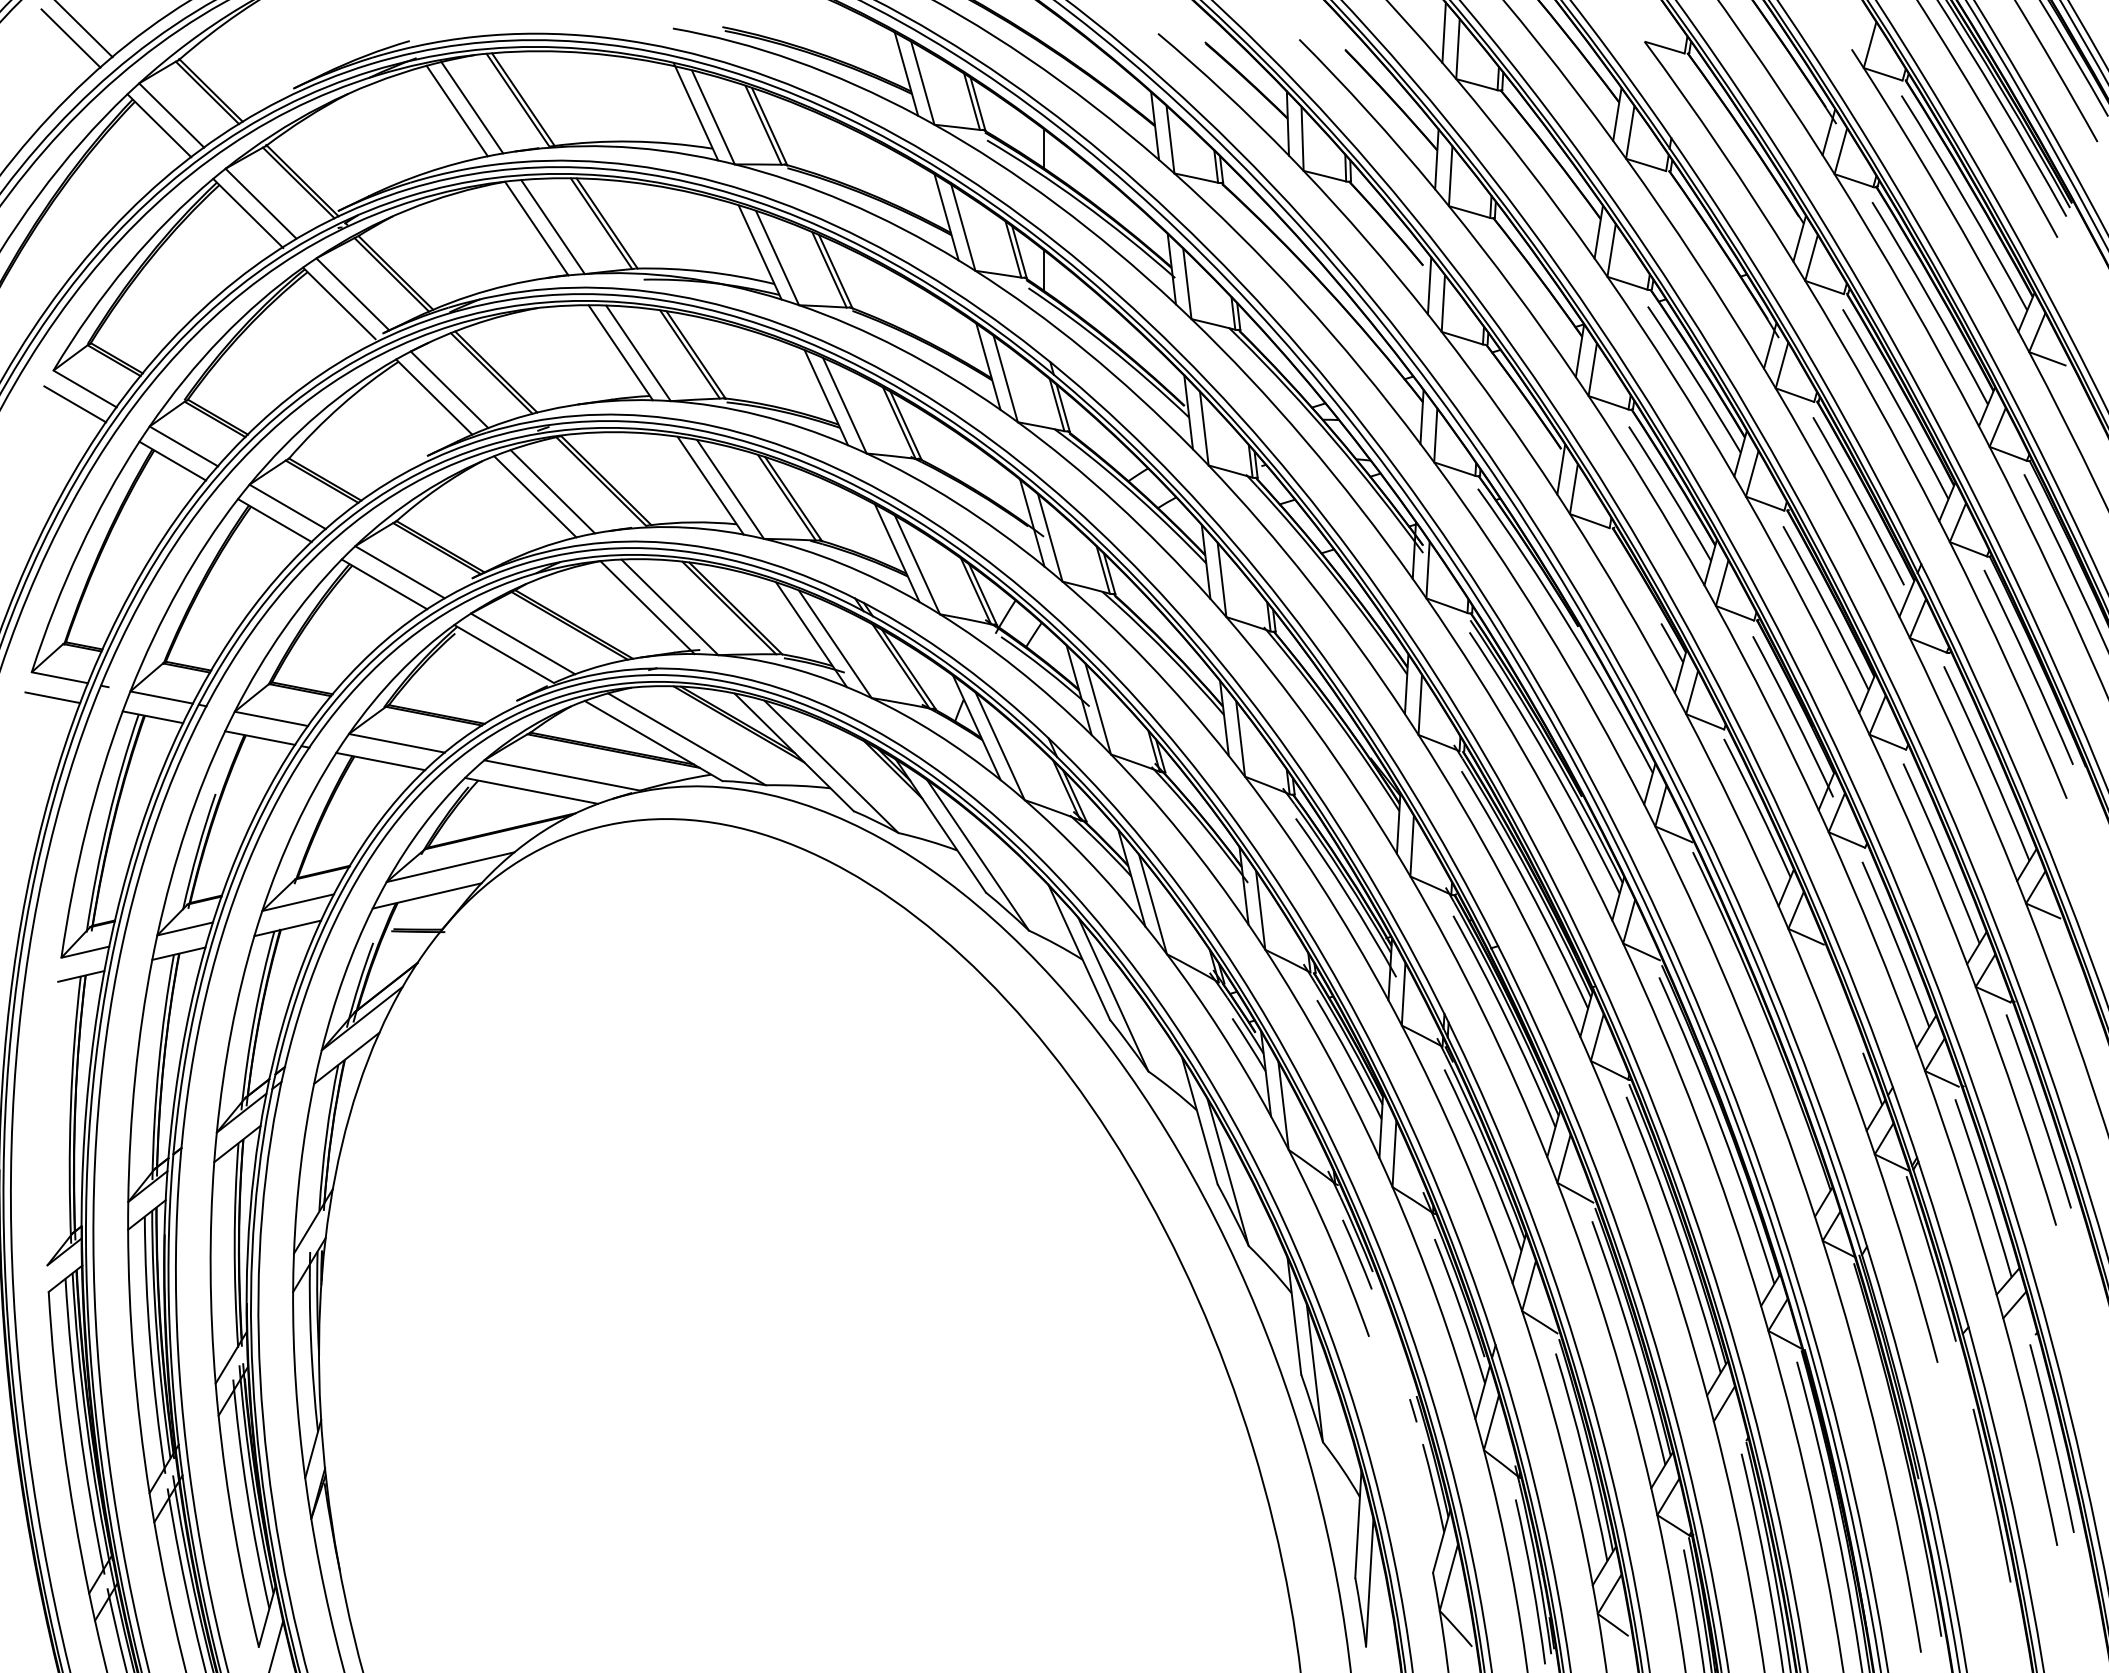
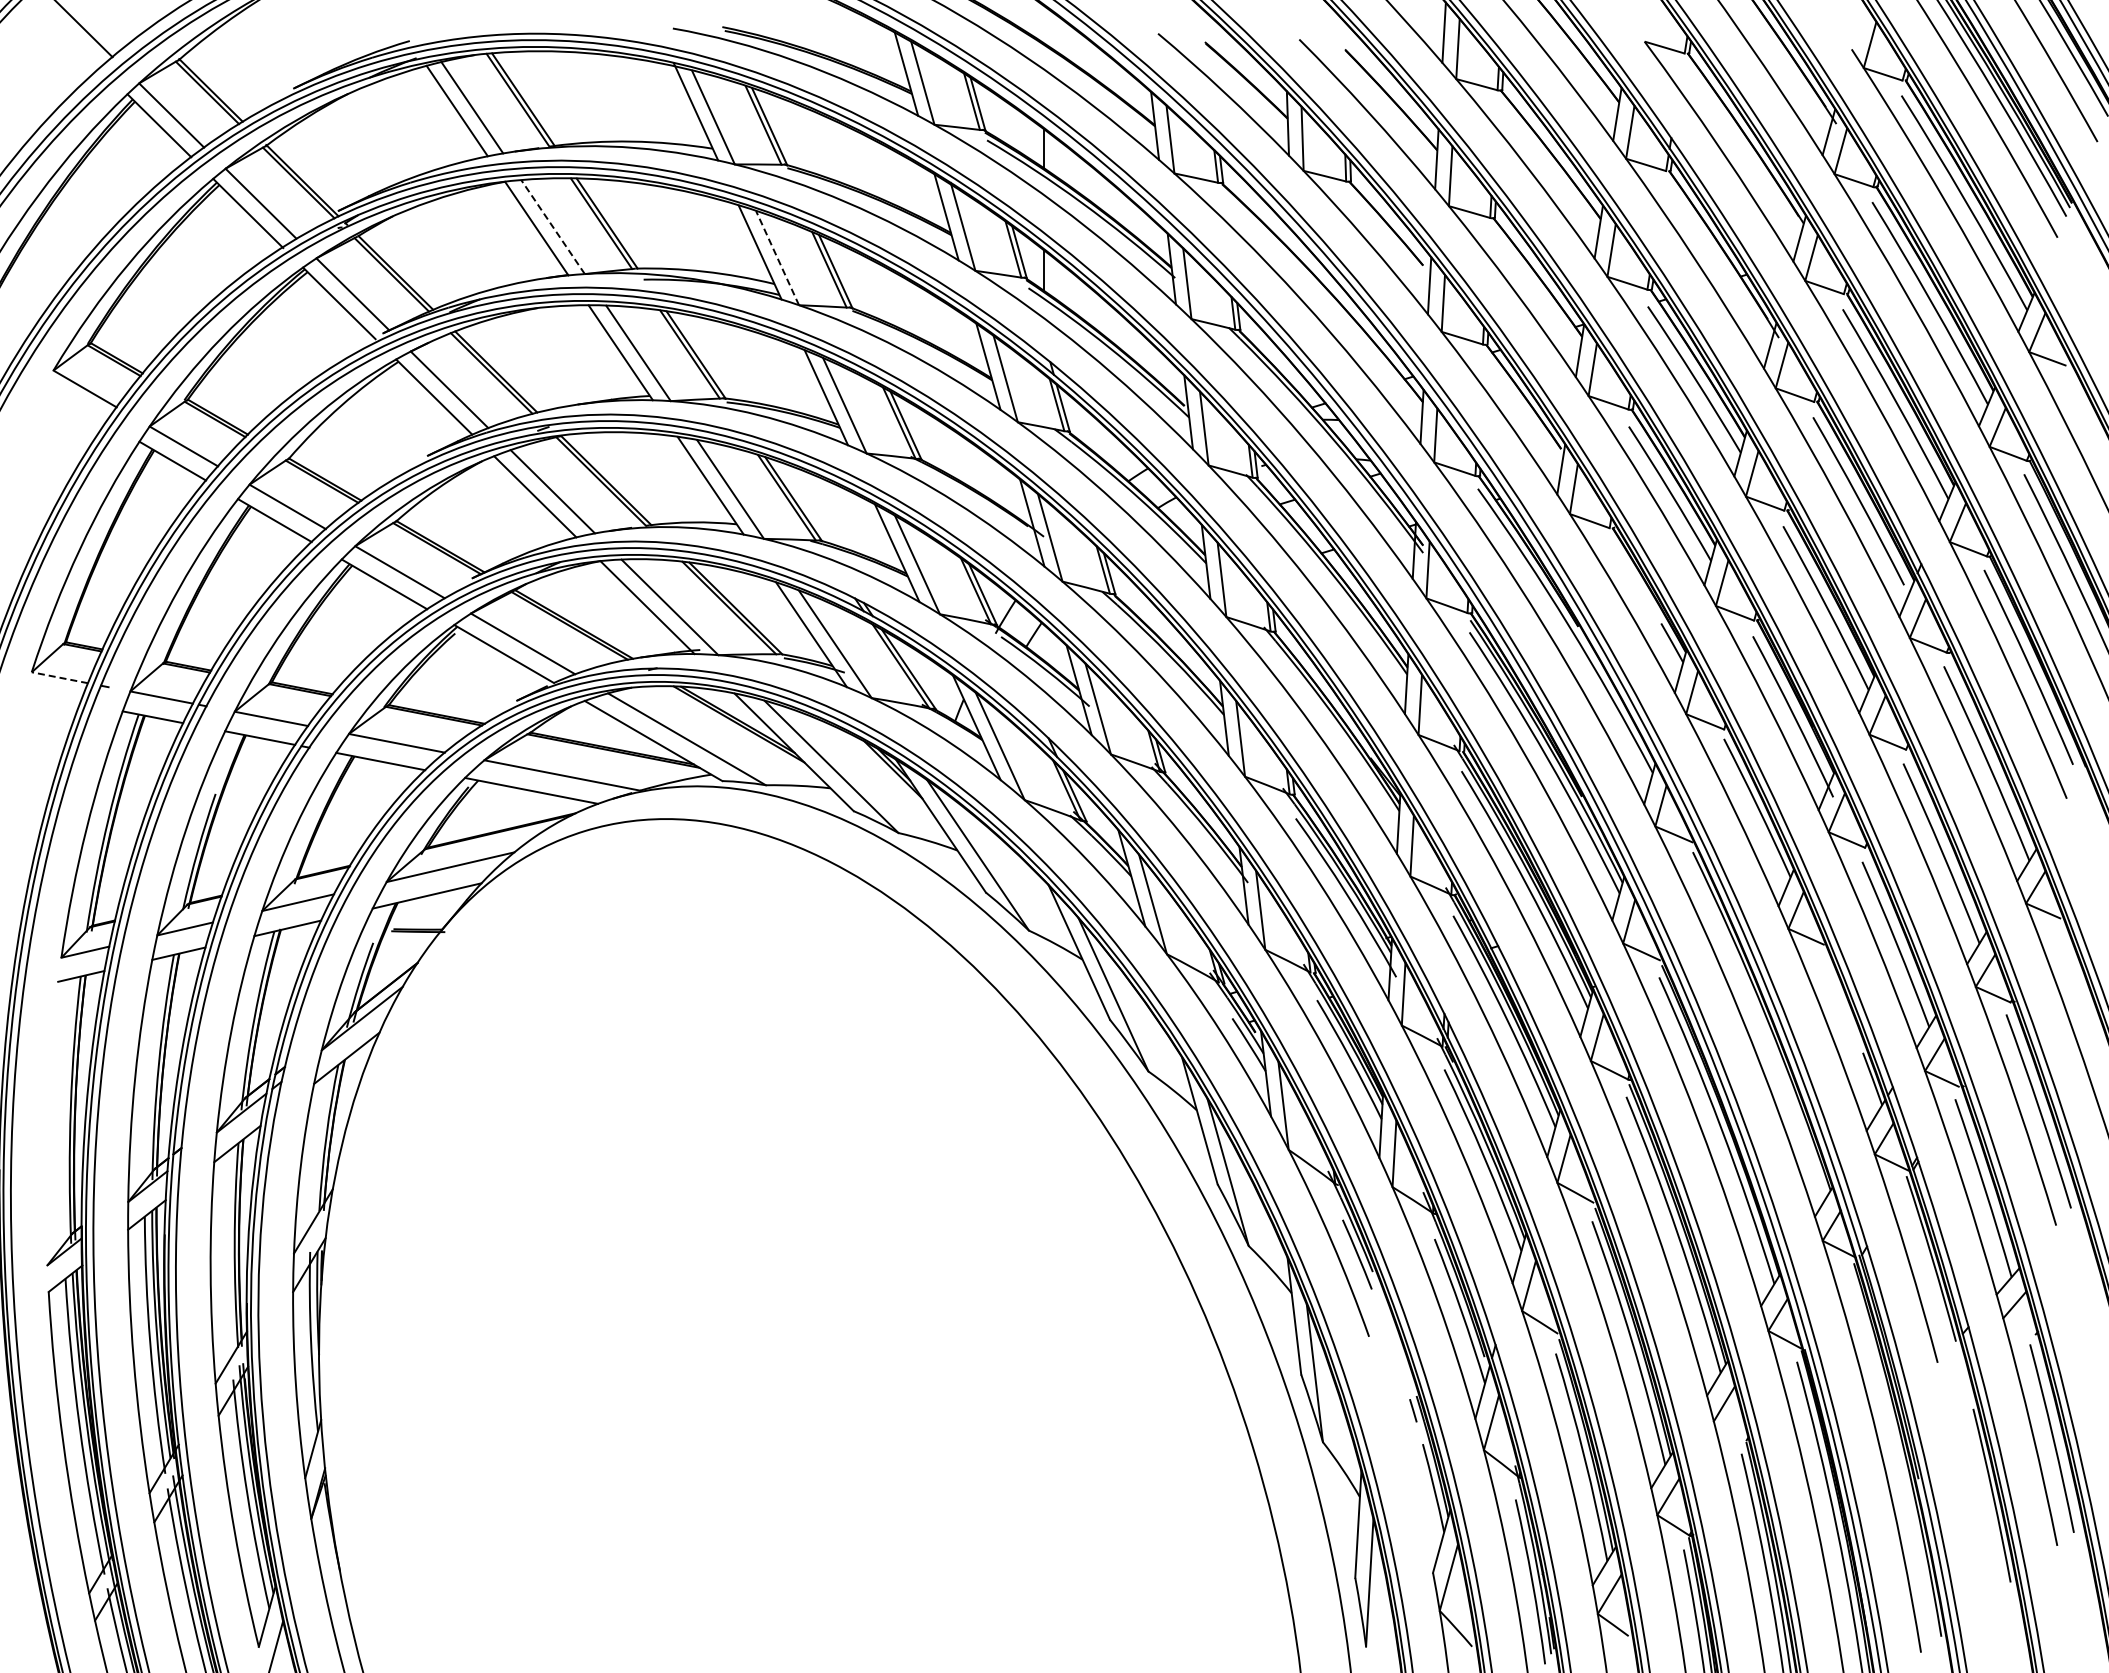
line: present -> none (70, 38)
line: solid -> dashed (553, 227)
line: solid -> dashed (777, 258)
line: present -> none (75, 404)
line: solid -> dashed (59, 677)
line: present -> none (52, 697)
